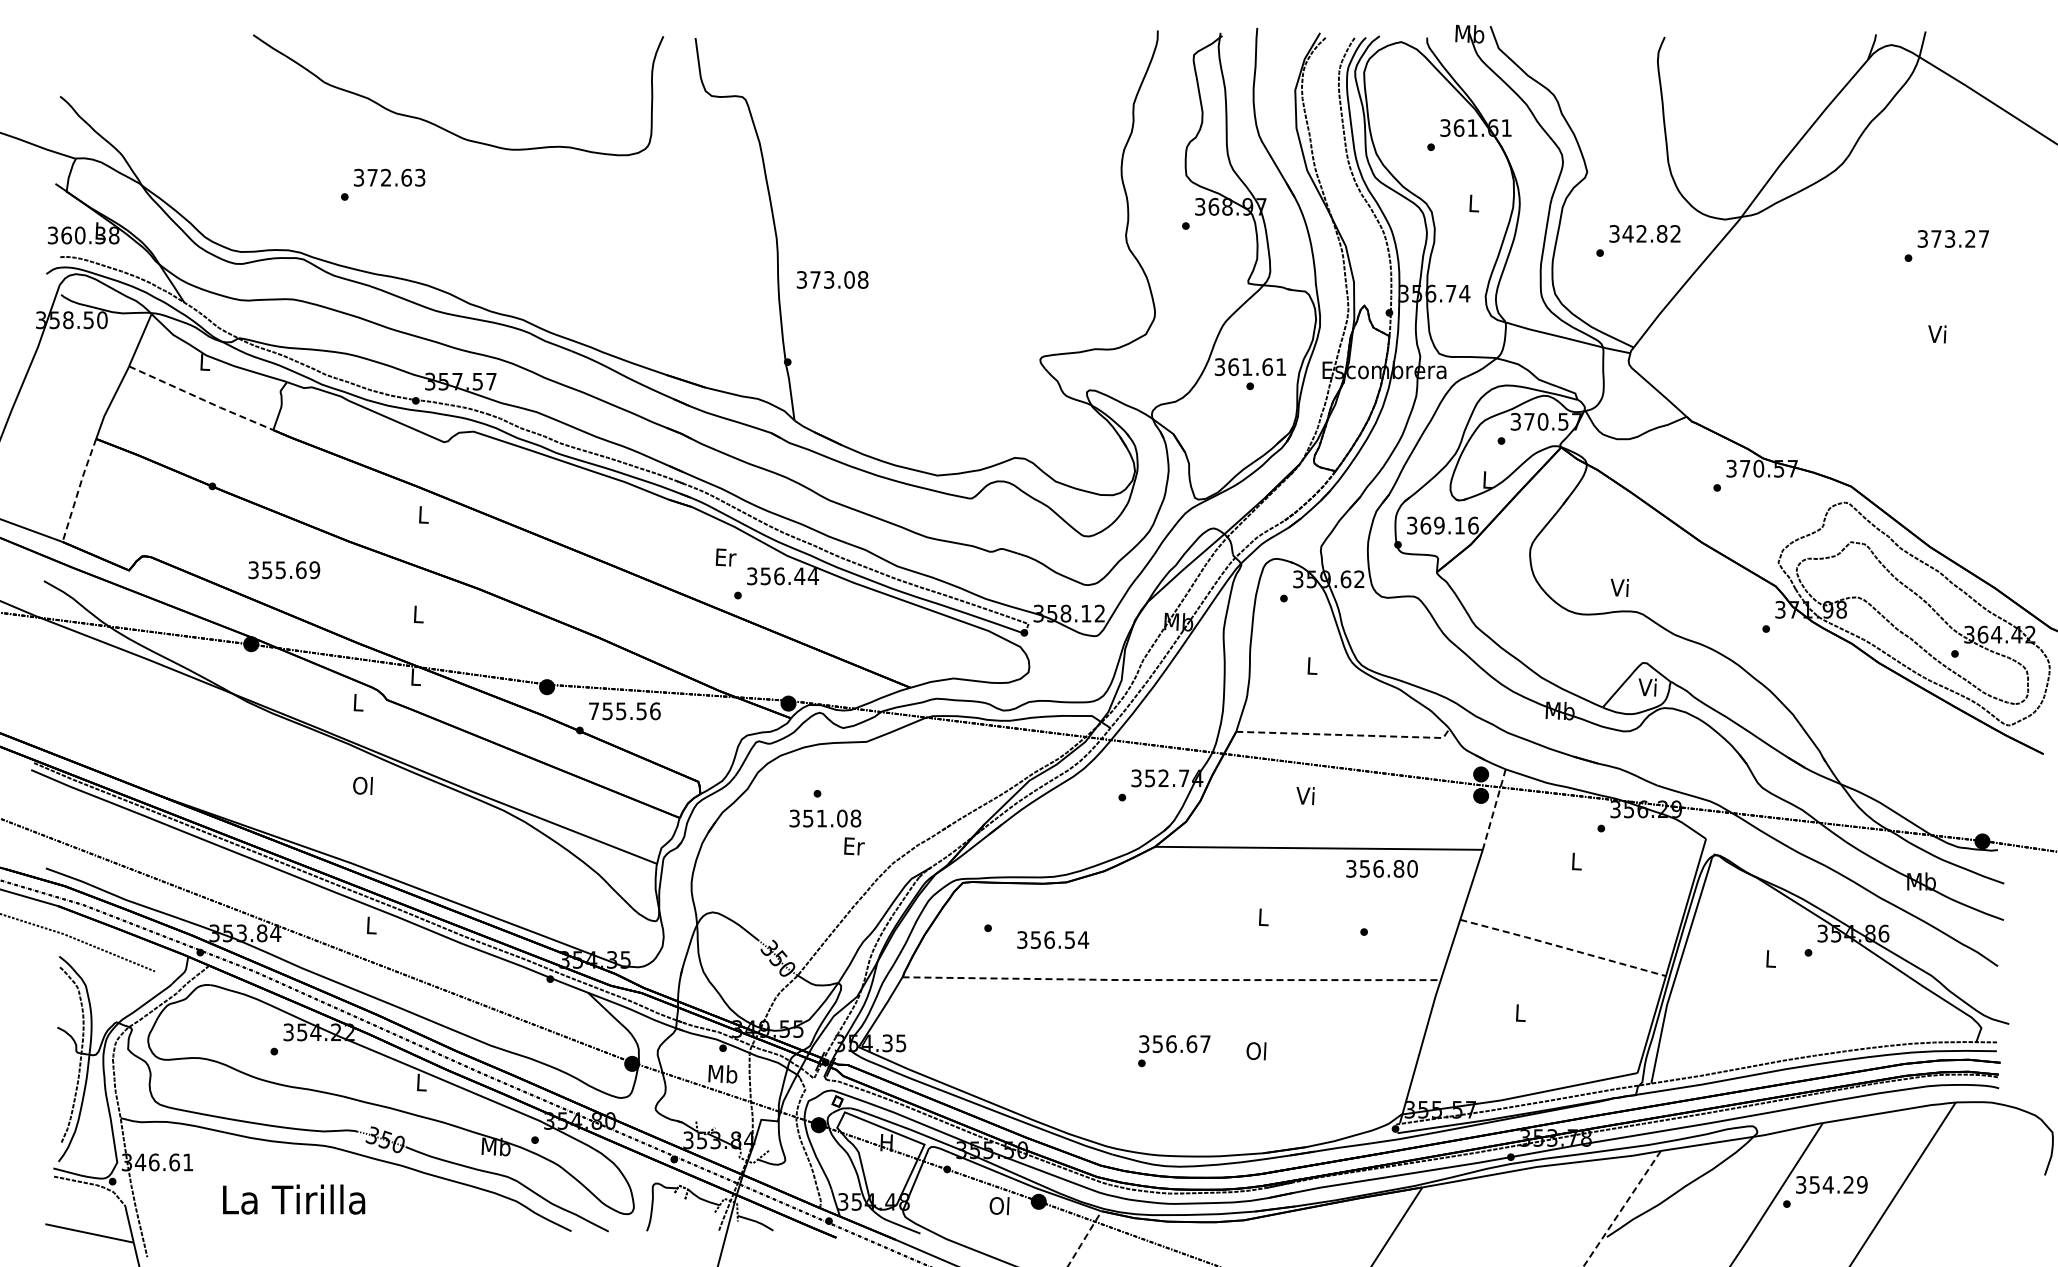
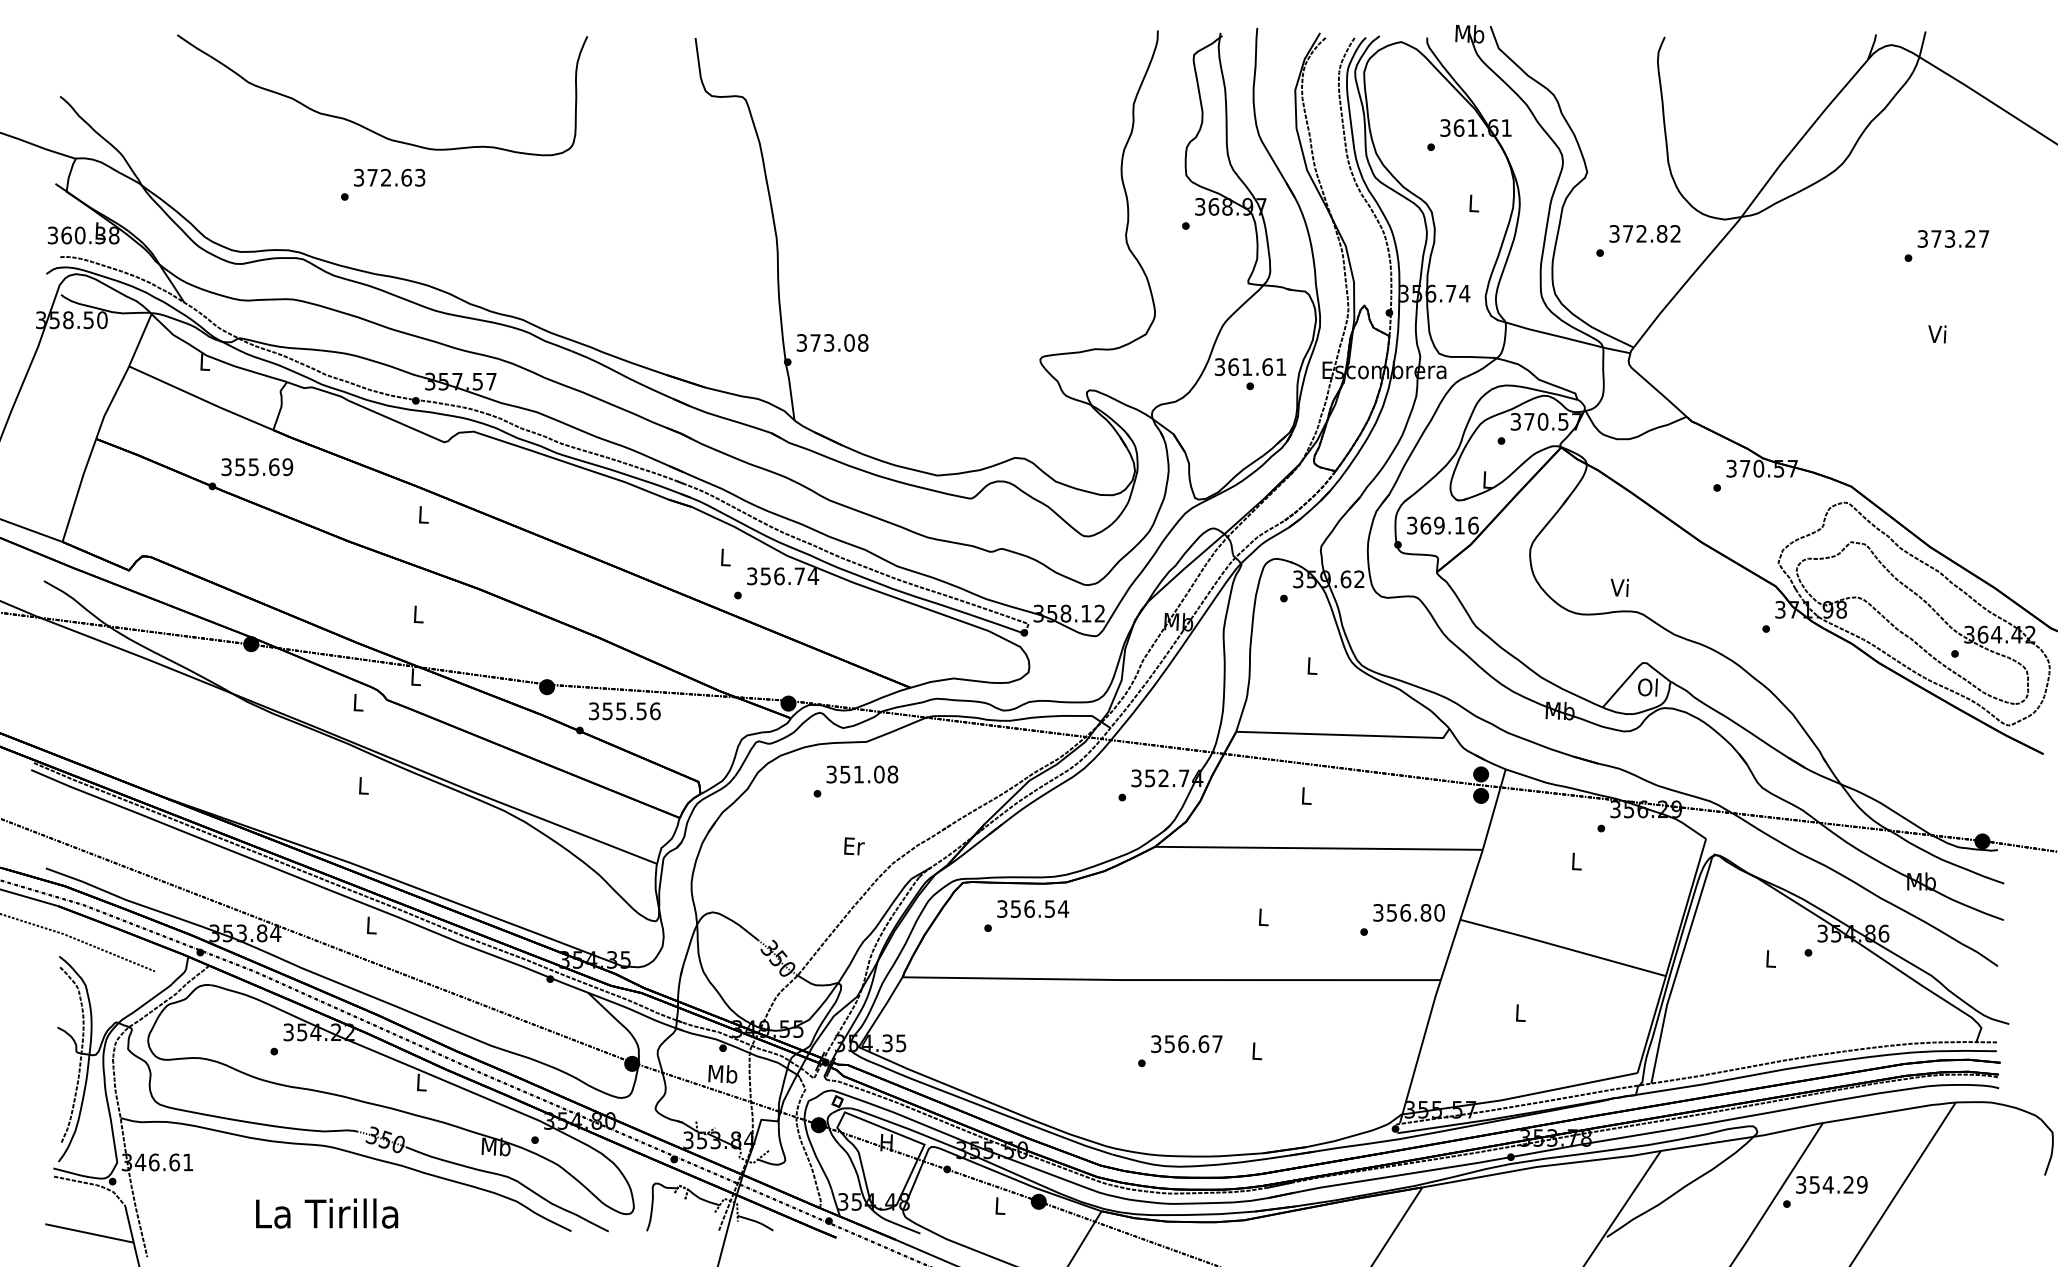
part position: (442, 127) -> (366, 127) (366, 127)
text: 342.82 -> 372.82 (1627, 233)
text position: (832, 279) -> (832, 342) (832, 342)
line: dashed -> solid (201, 399)
line: dashed -> solid (78, 489)
text: Er -> L (725, 557)
text position: (284, 570) -> (257, 467) (257, 467)
text: 356.44 -> 356.74 (799, 575)
text: Vi -> Ol (1647, 687)
text: 755.56 -> 355.56 (594, 711)
line: dashed -> solid (1346, 735)
text: Ol -> L (362, 785)
text: Vi -> L (1305, 796)
line: dashed -> solid (1494, 809)
text position: (825, 818) -> (862, 774) (862, 774)
text position: (1381, 868) -> (1408, 912) (1408, 912)
text position: (1053, 939) -> (1033, 908) (1033, 908)
line: dashed -> solid (1562, 947)
line: dashed -> solid (1171, 980)
text position: (1174, 1044) -> (1186, 1044) (1186, 1044)
text: Ol -> L (1256, 1051)
text position: (294, 1199) -> (327, 1213) (327, 1213)
text: Ol -> L (999, 1206)
line: dashed -> solid (1622, 1208)
line: dashed -> solid (1084, 1239)
